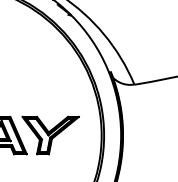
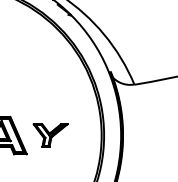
part size: 59x41 px -> 37x25 px (50, 135)
